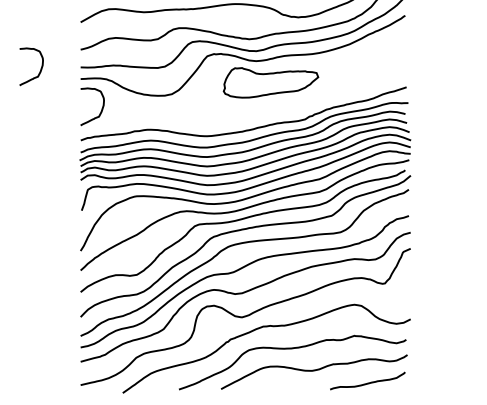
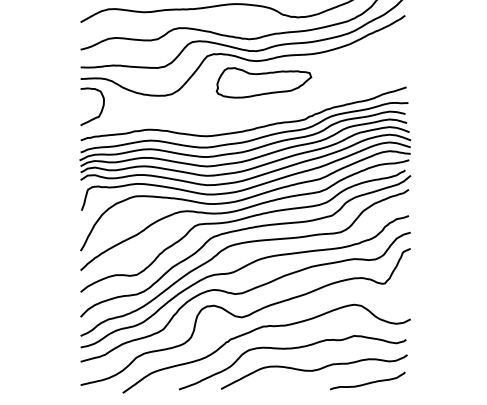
curve: present -> none (40, 68)
part position: (270, 82) -> (263, 82) (263, 82)
